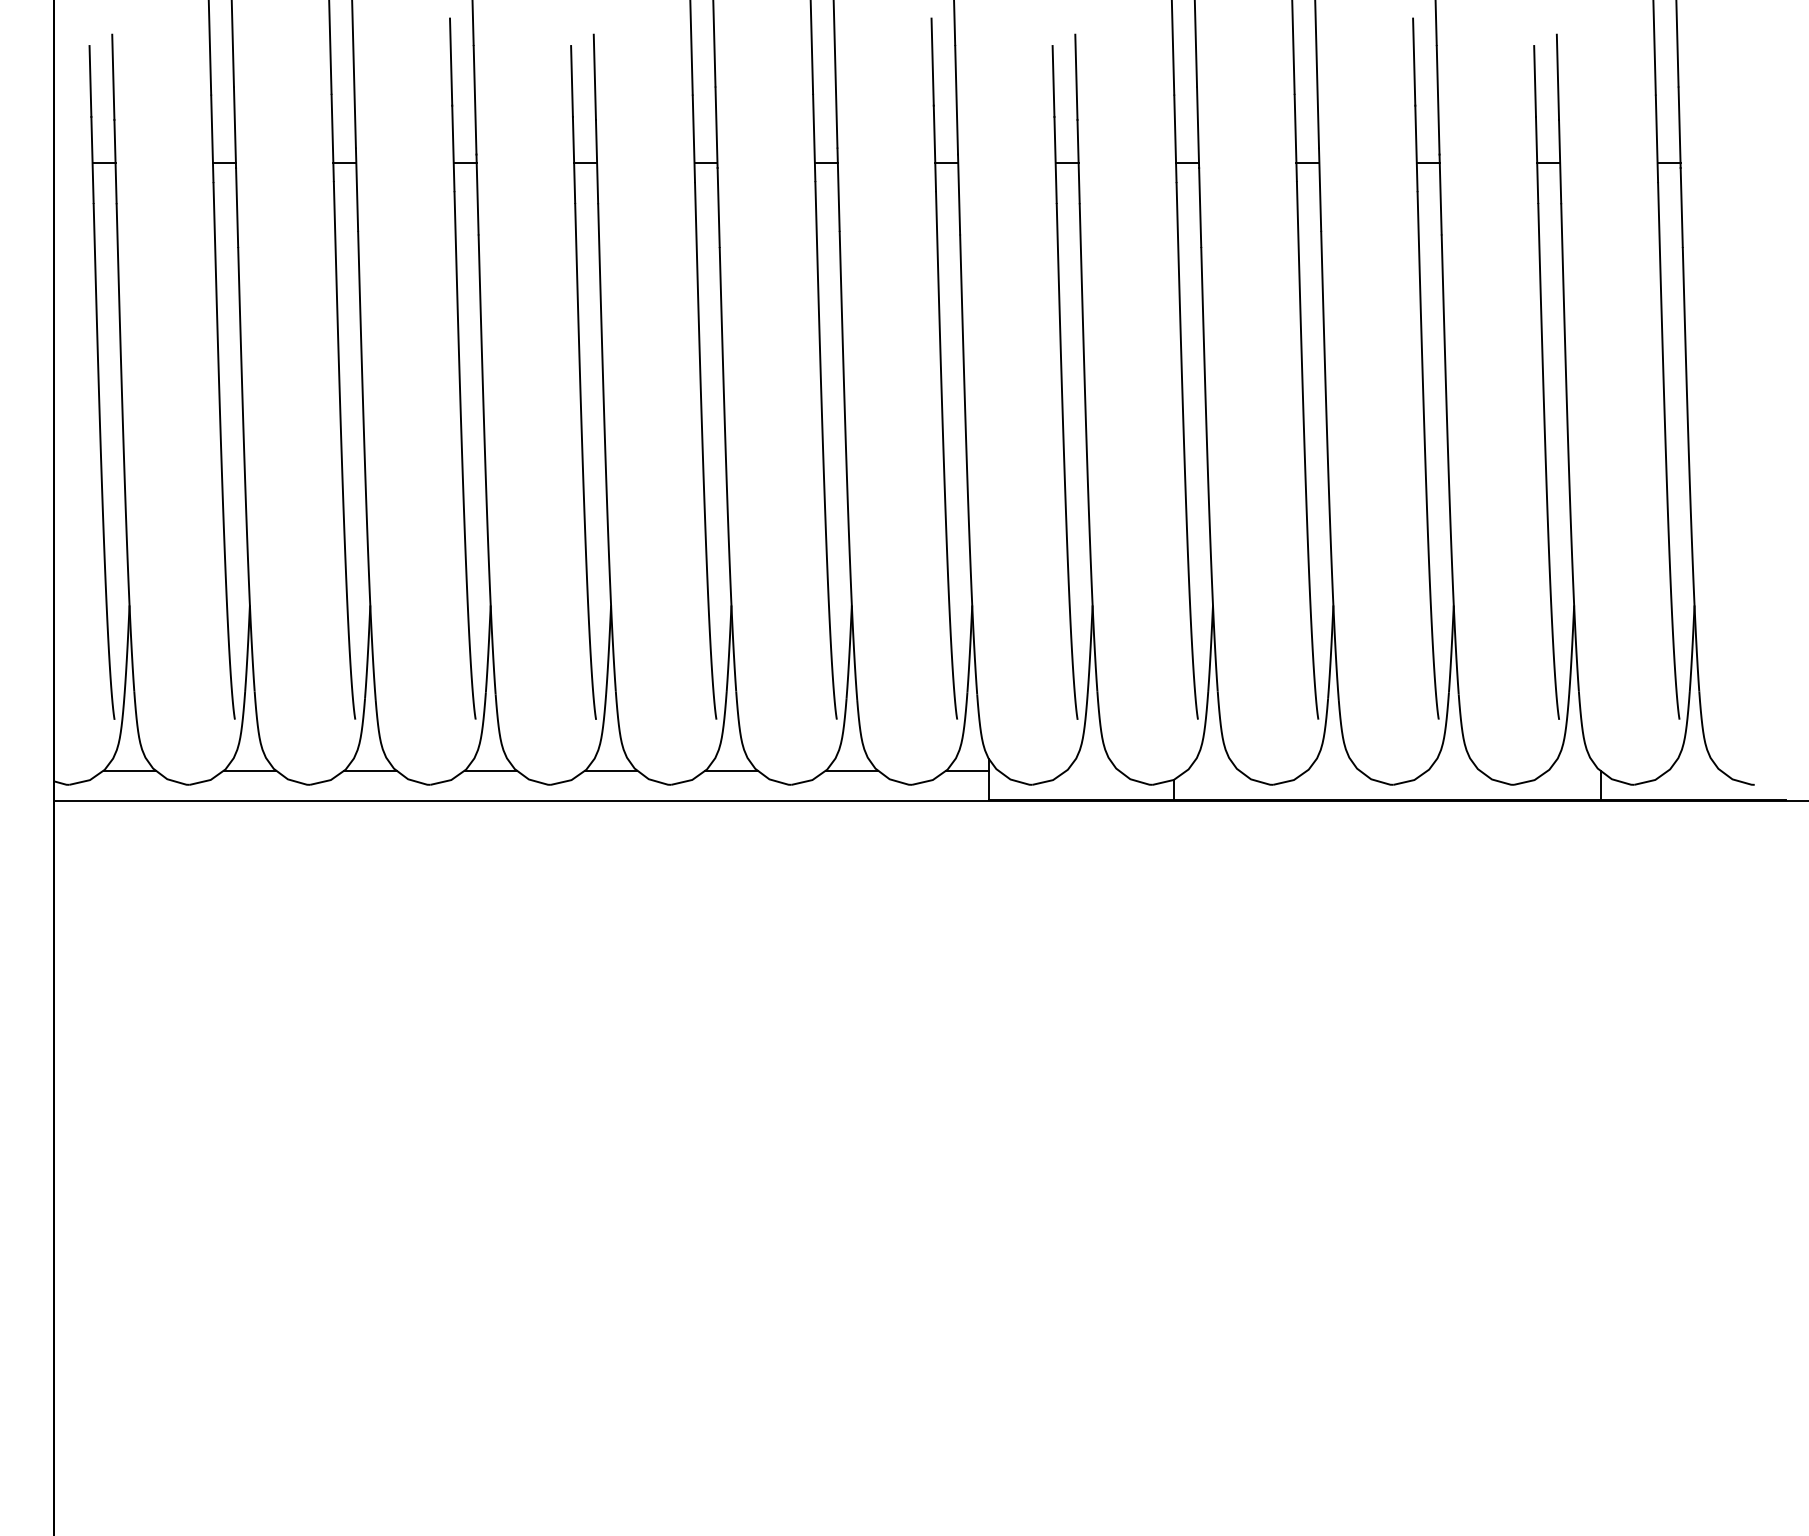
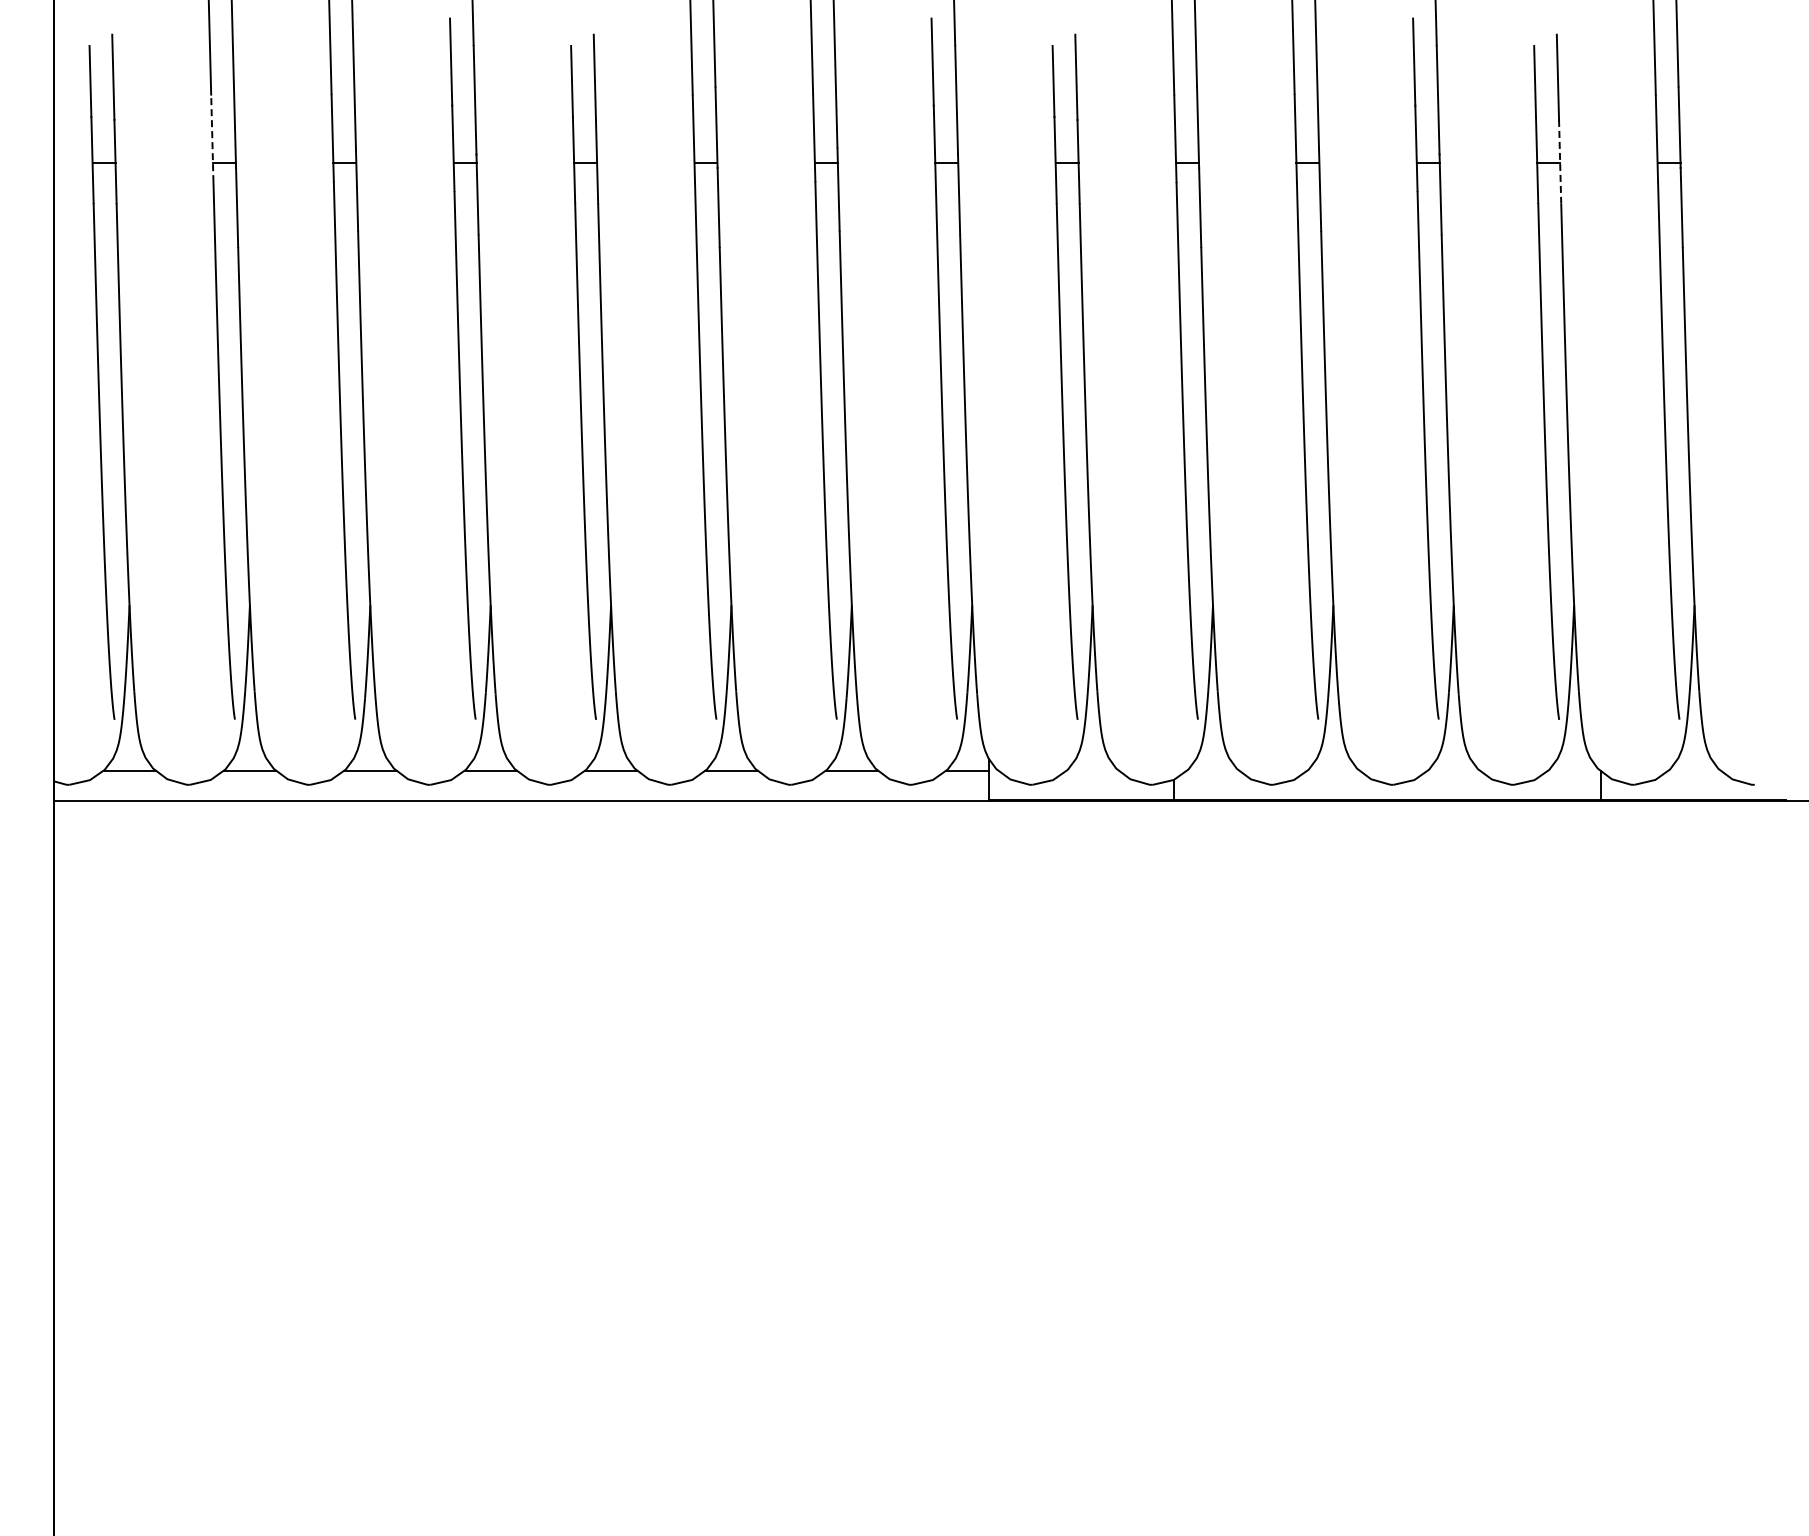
line: solid -> dashed (212, 138)
line: solid -> dashed (1560, 161)
